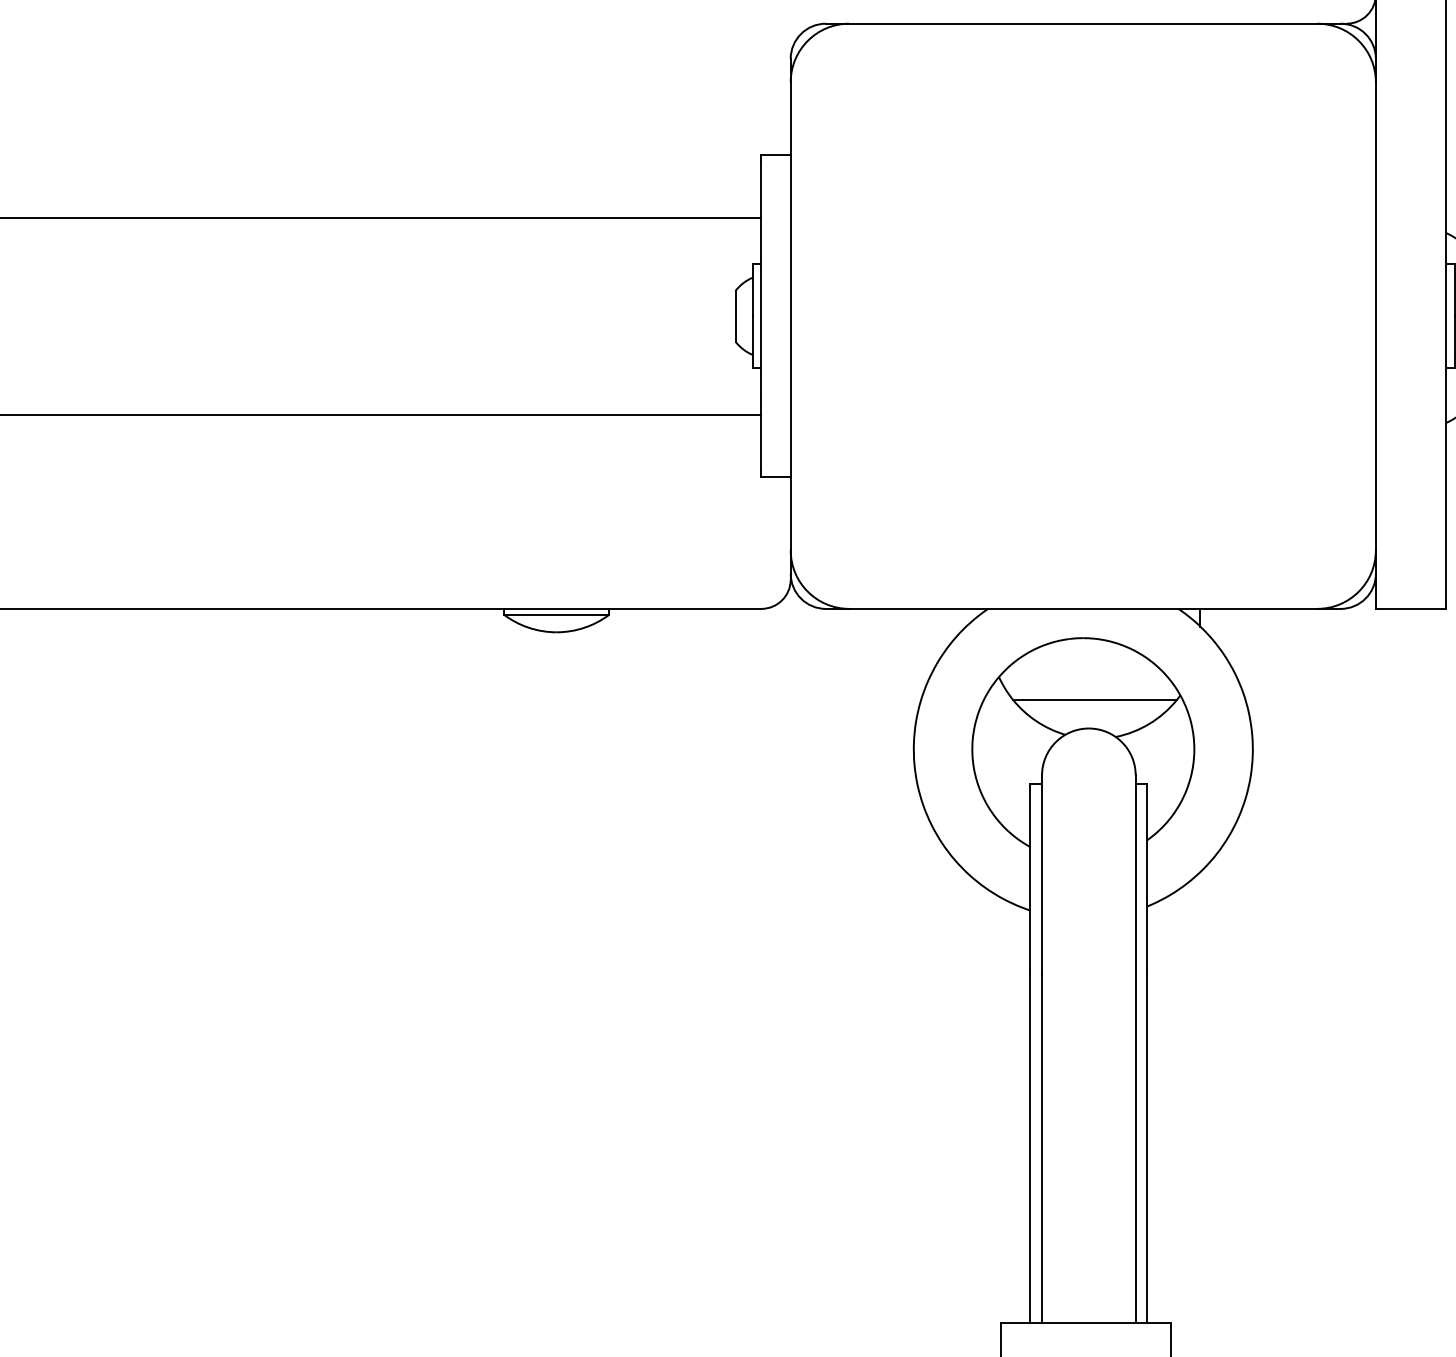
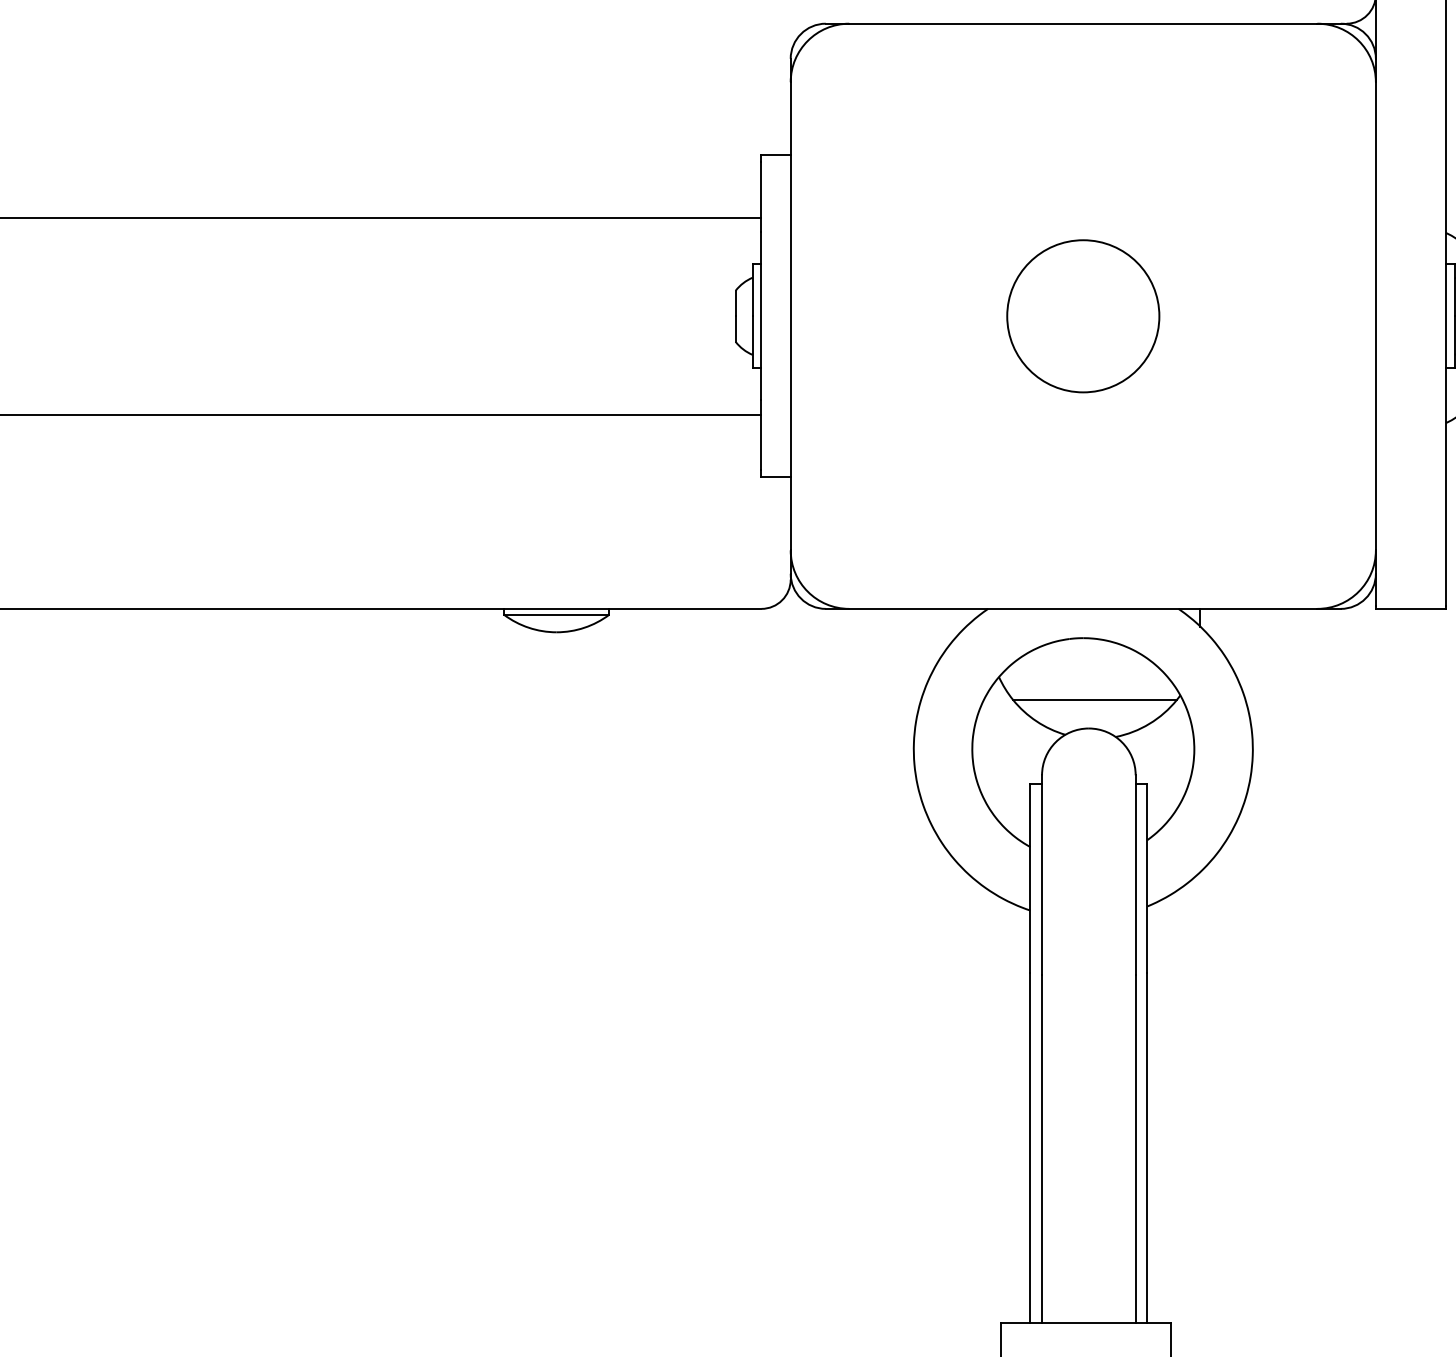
circle: none -> present (1083, 316)
